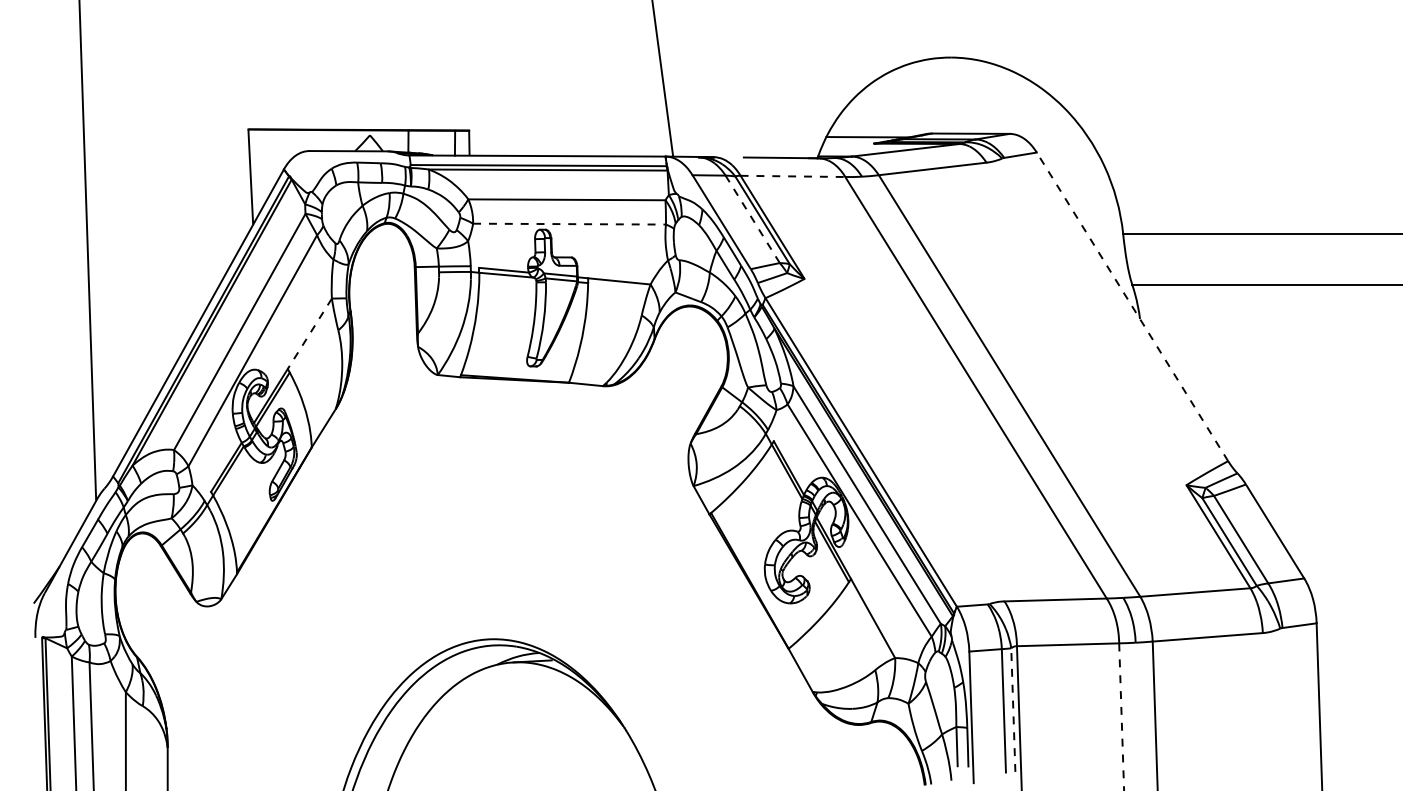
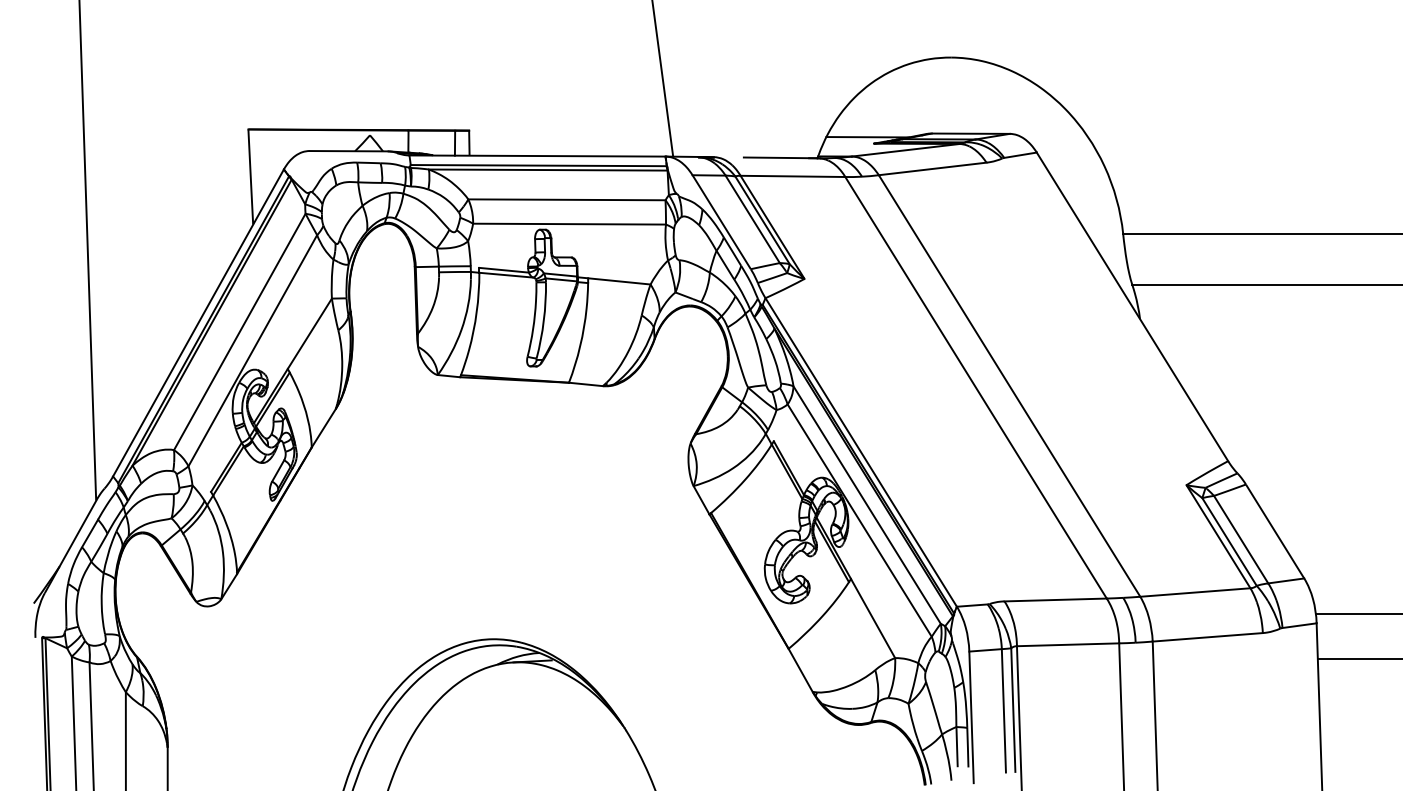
line: dashed -> solid (793, 176)
line: dashed -> solid (752, 218)
line: dashed -> solid (570, 224)
line: dashed -> solid (1132, 306)
line: dashed -> solid (309, 333)
line: none -> present (1357, 614)
line: none -> present (1358, 658)
line: dashed -> solid (1013, 710)
line: dashed -> solid (1121, 716)
